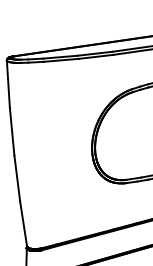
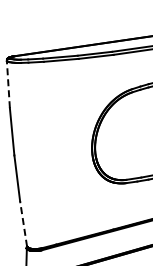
line: solid -> dashed (8, 84)
line: solid -> dashed (23, 223)
